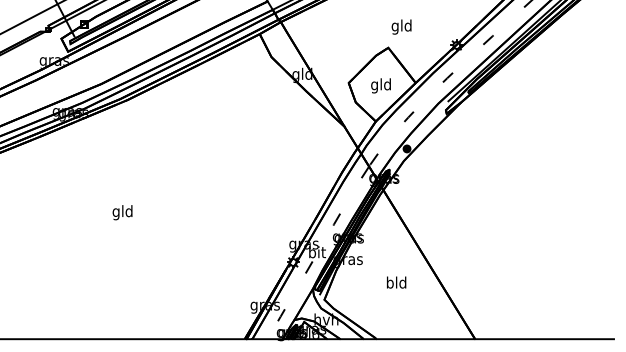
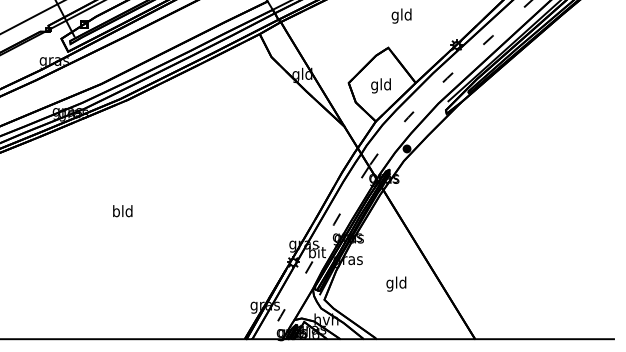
text position: (401, 26) -> (401, 15) (401, 15)
text: gld -> bld (115, 212)
text: bld -> gld (389, 283)
